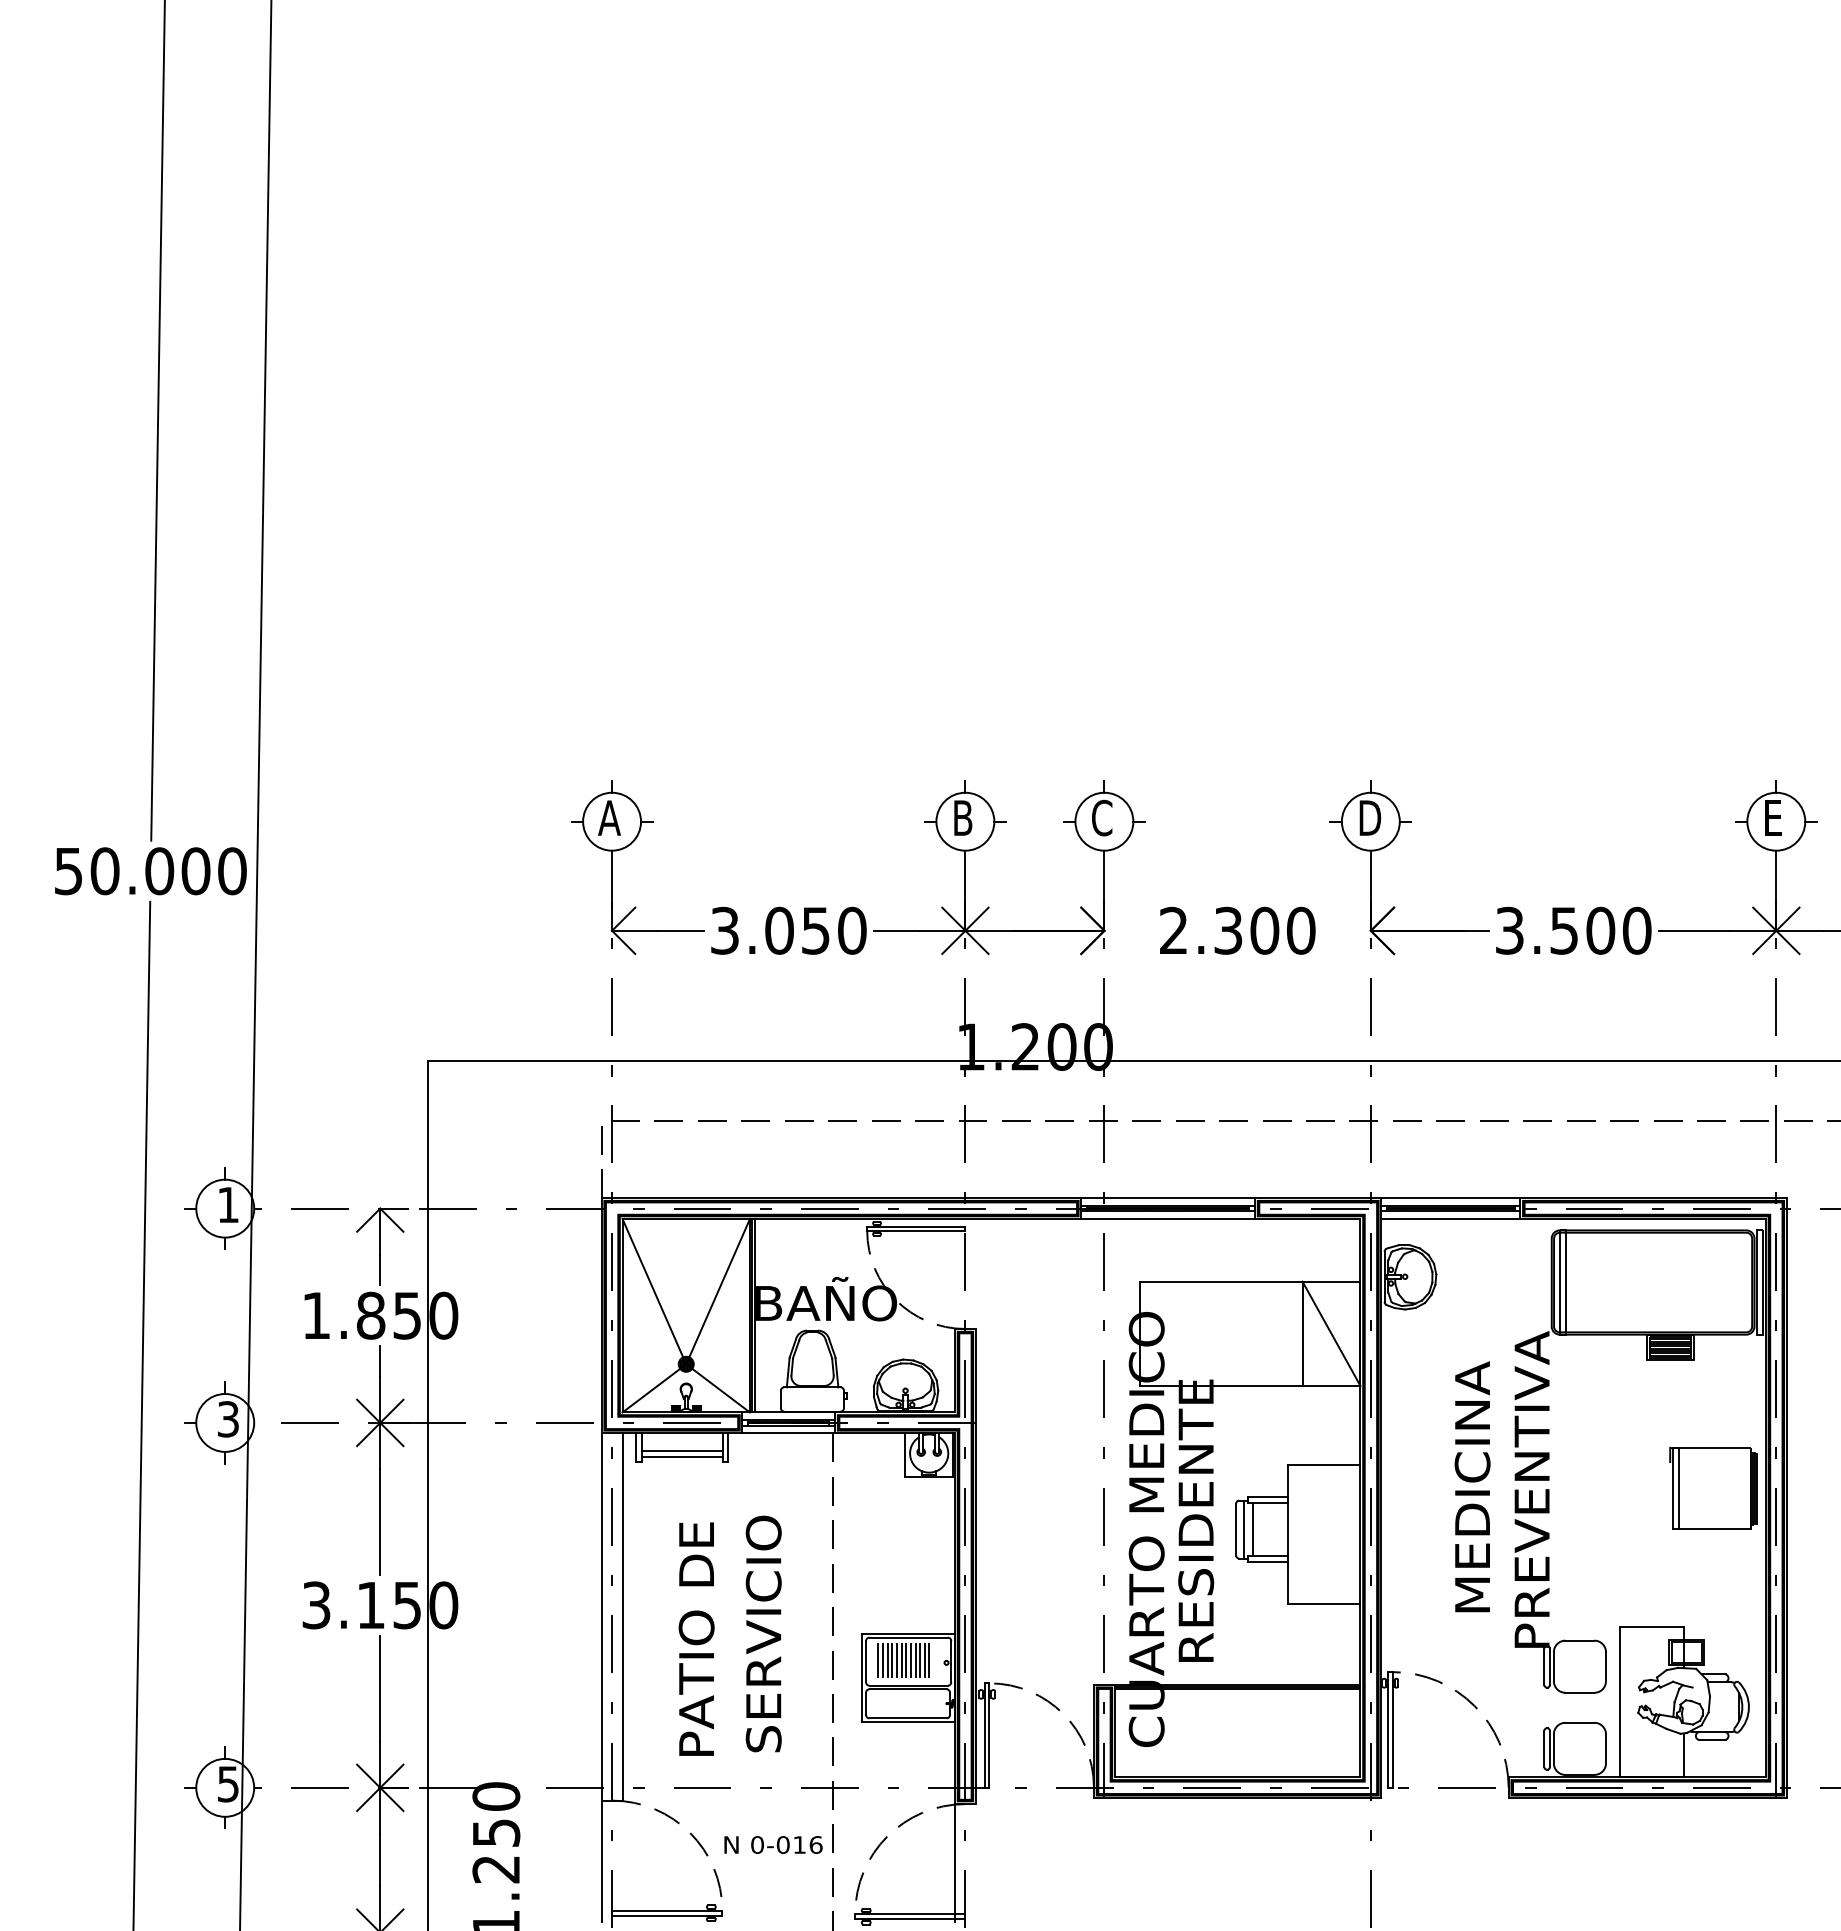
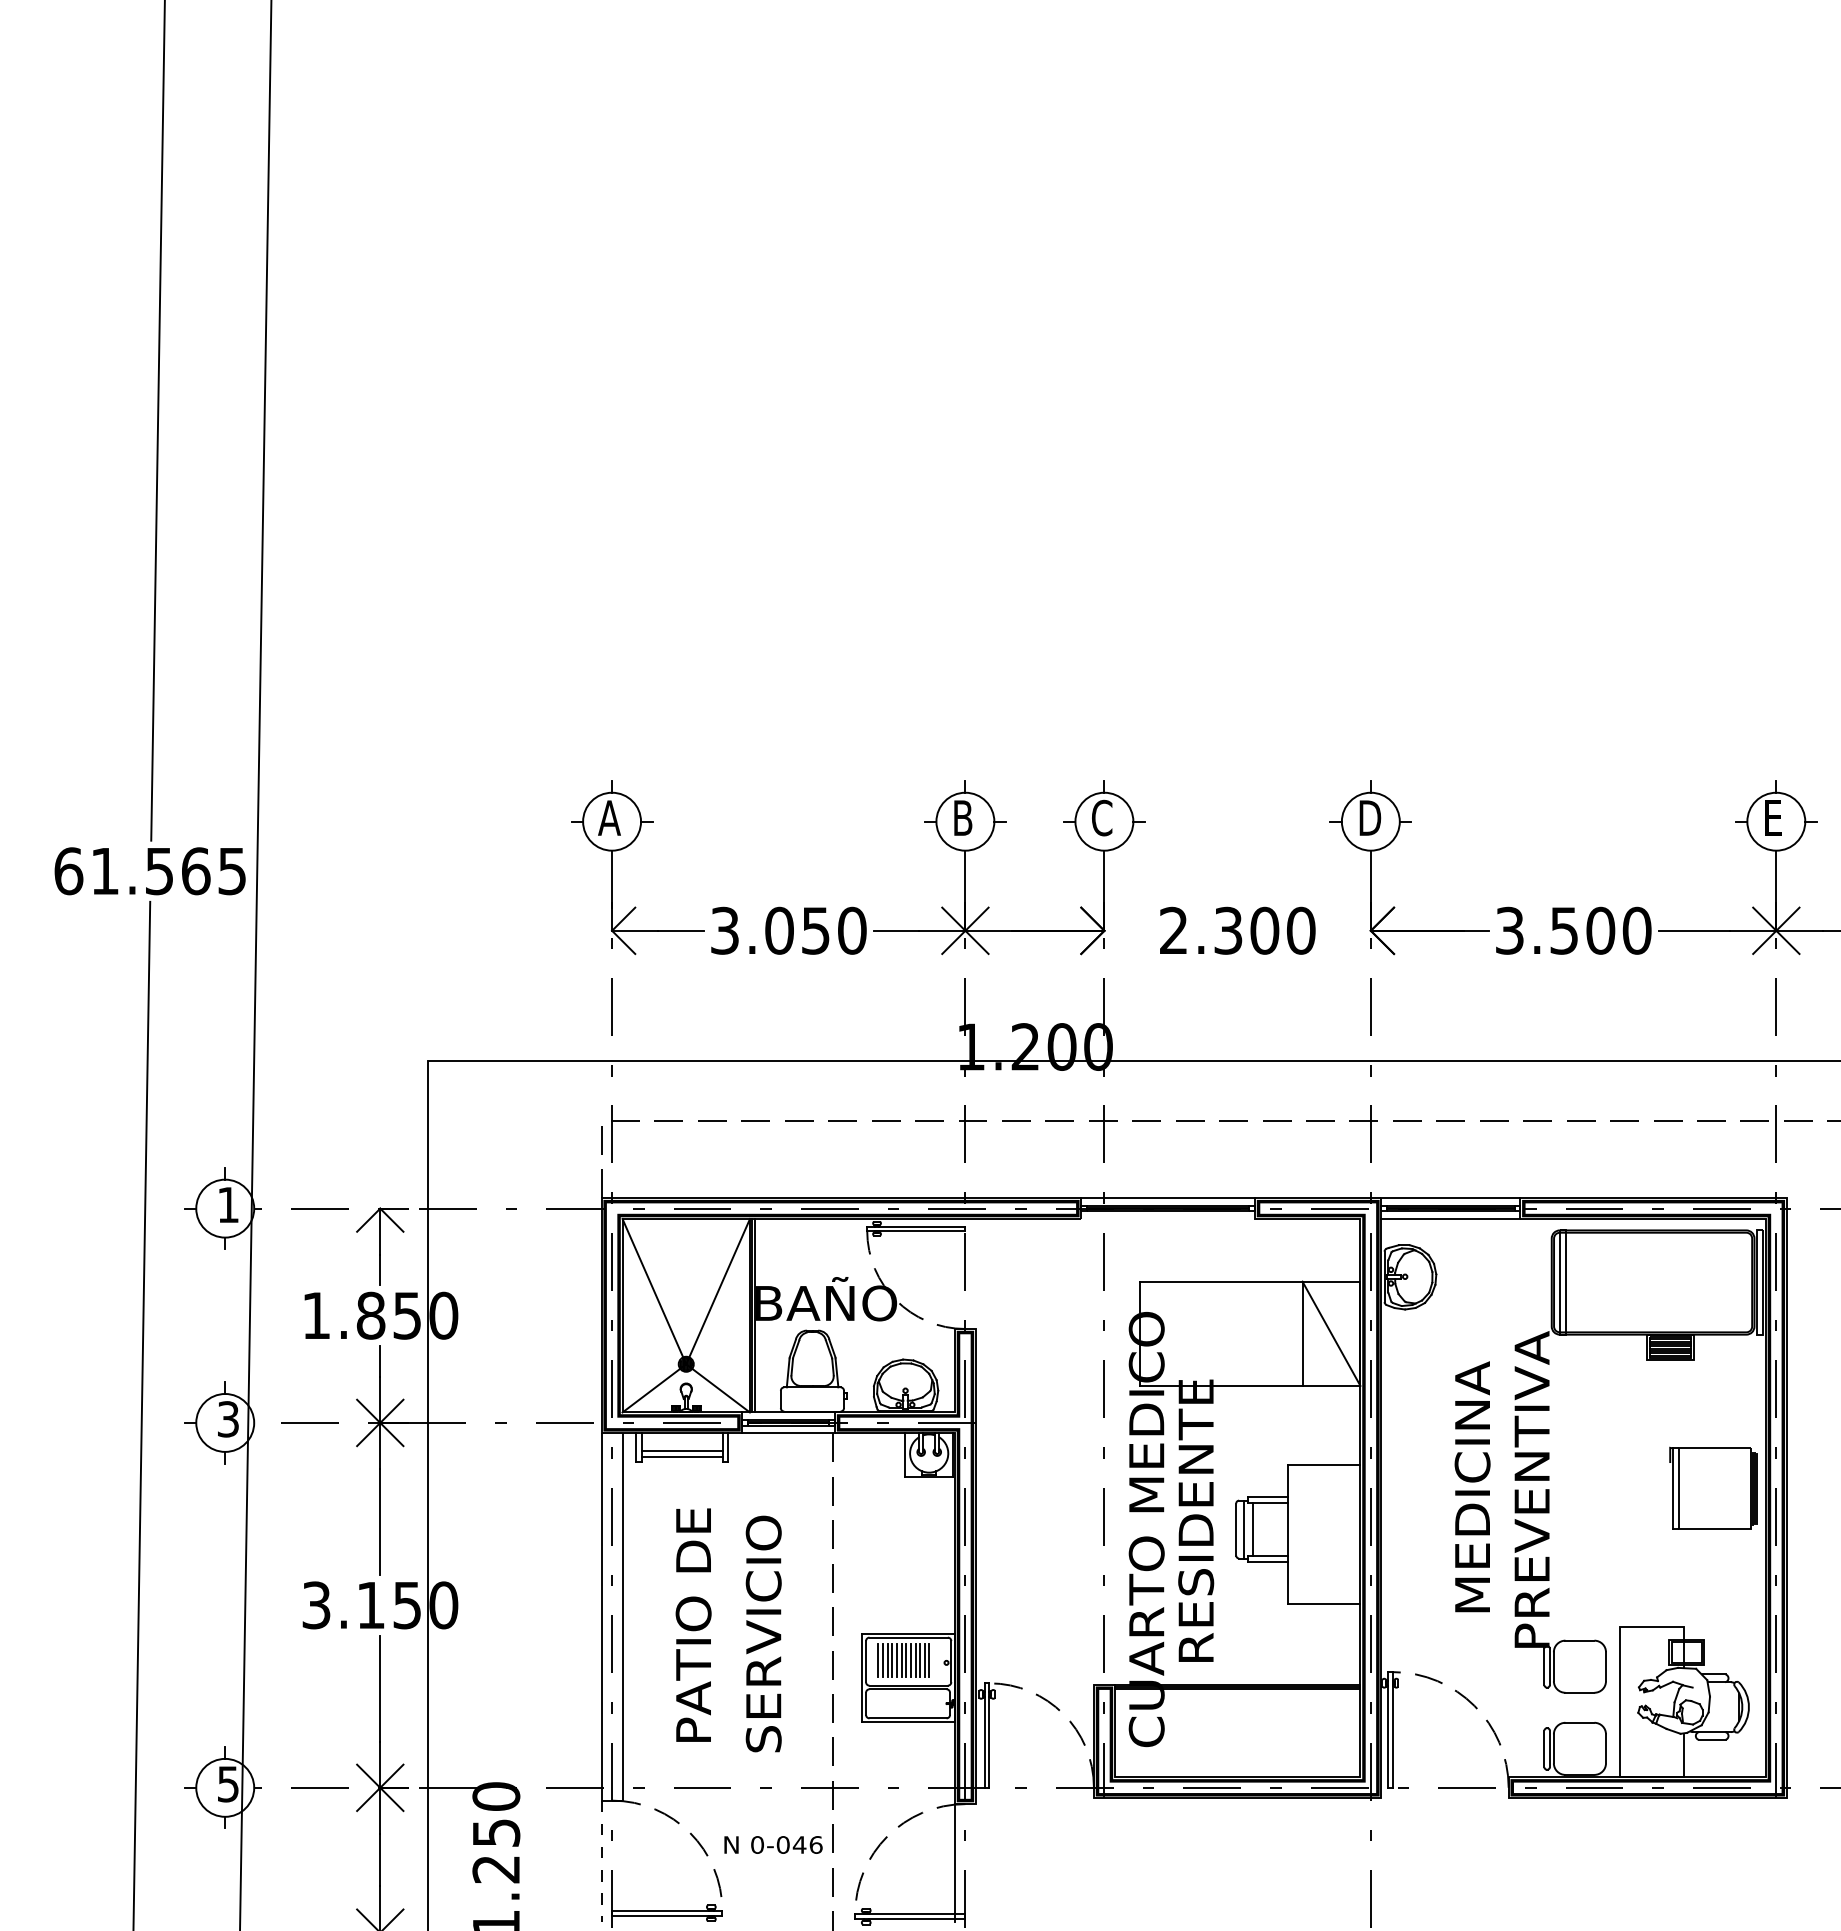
text: 50.000 -> 61.565 (150, 871)
line: present -> none (1168, 1219)
text position: (696, 1638) -> (693, 1624) (693, 1624)
text: 0-016 -> 0-046 (799, 1844)
line: solid -> dashed (601, 1861)
